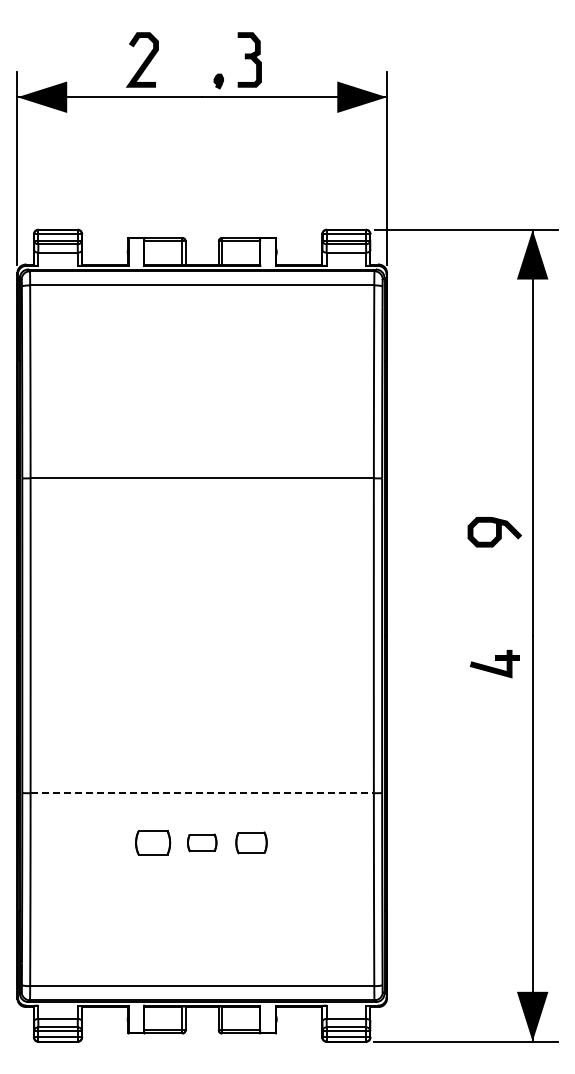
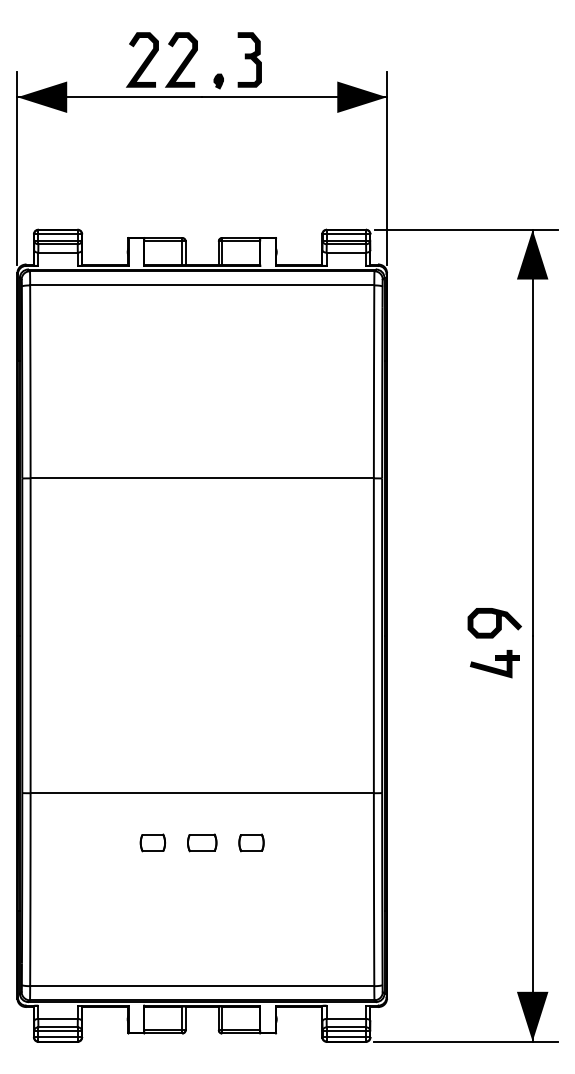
curve: none -> present (183, 60)
curve position: (496, 532) -> (496, 623) (496, 623)
line: dashed -> solid (202, 793)
part size: 37x26 px -> 27x20 px (152, 842)
part size: 33x24 px -> 27x20 px (251, 842)
